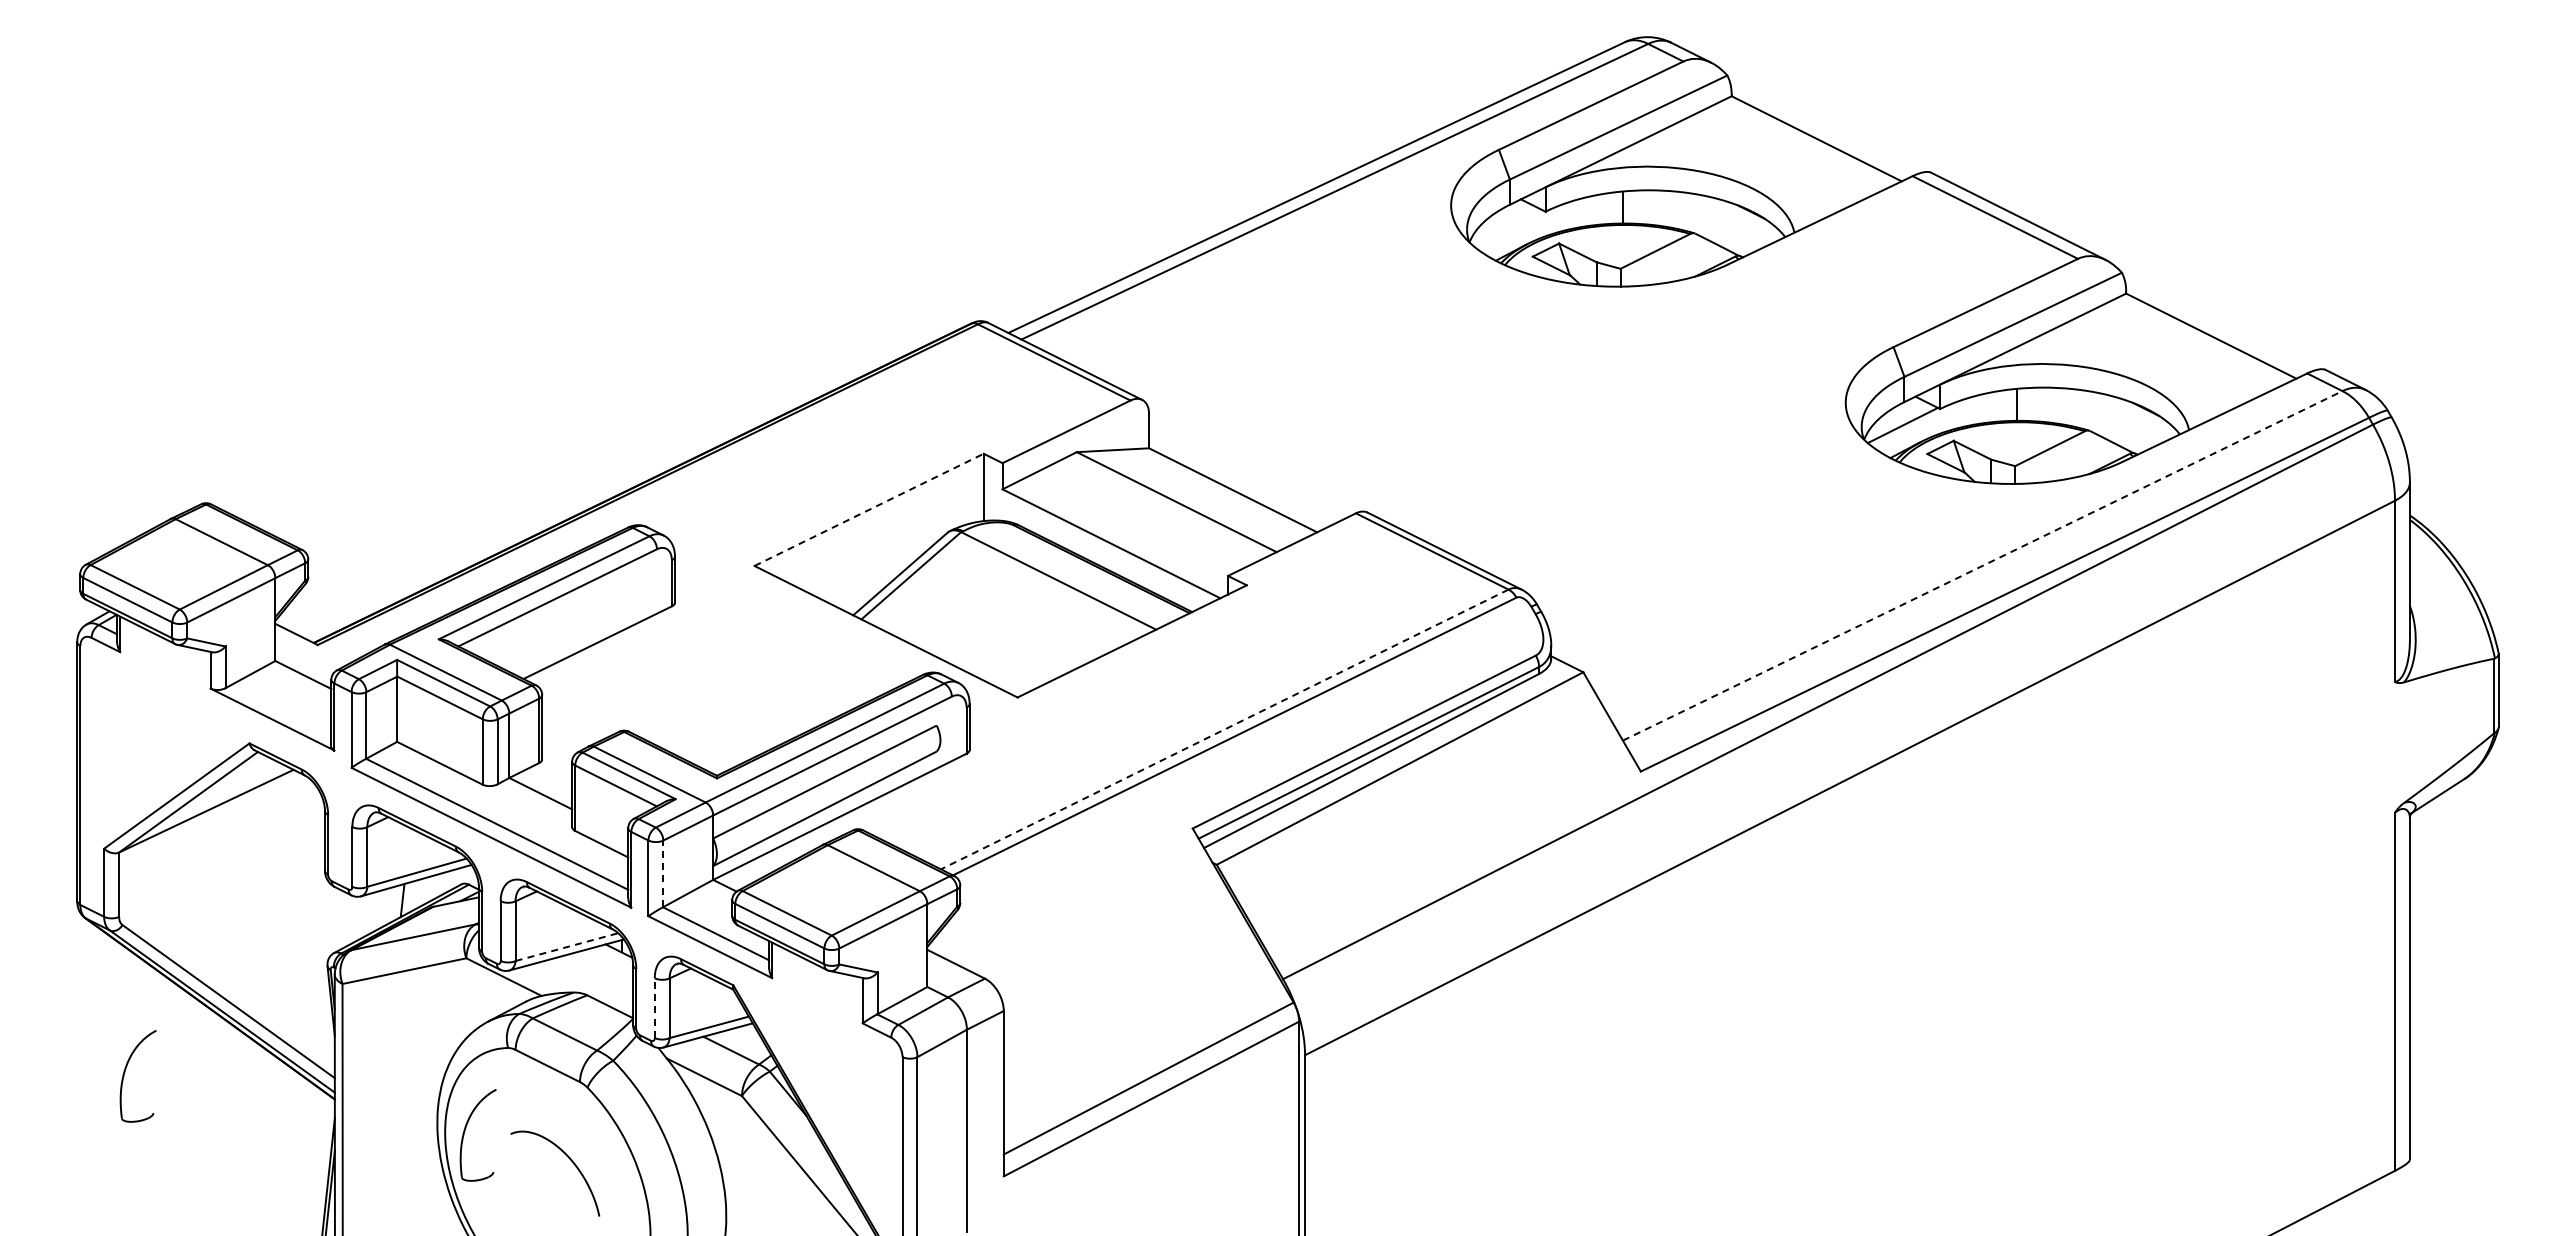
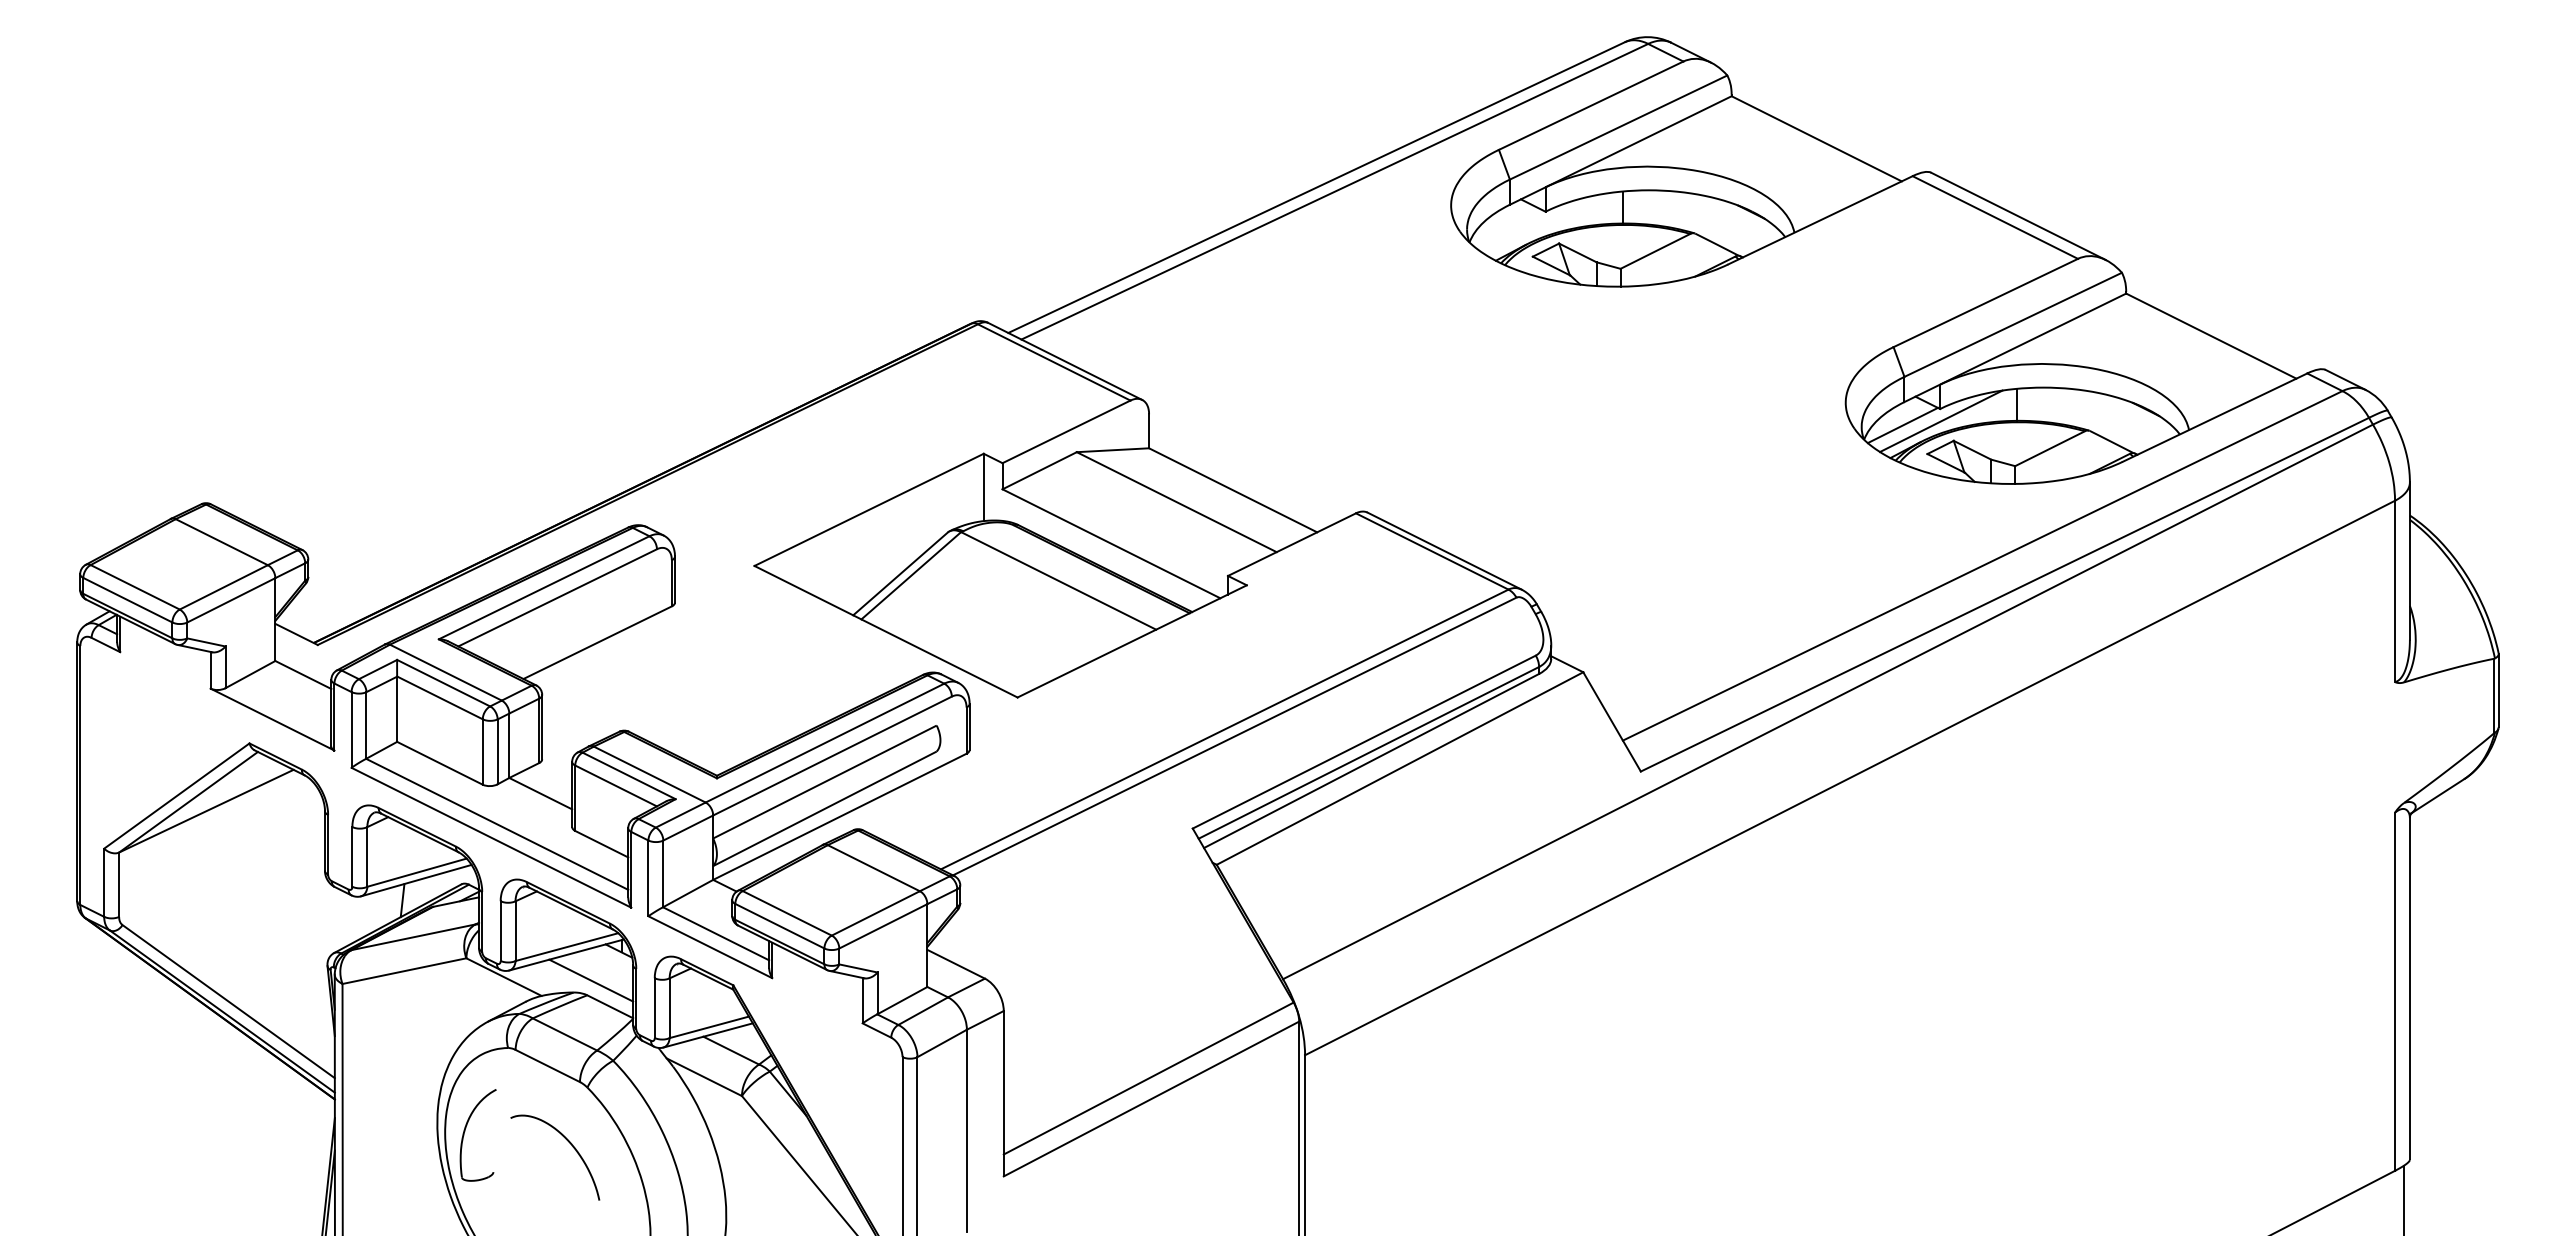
line: none -> present (1941, 421)
line: dashed -> solid (869, 509)
line: dashed -> solid (1982, 565)
line: dashed -> solid (1224, 729)
line: dashed -> solid (663, 873)
line: dashed -> solid (567, 946)
line: none -> present (591, 980)
line: dashed -> solid (654, 1008)
part: present -> none (125, 1072)
curve position: (572, 1163) -> (572, 1147) (572, 1147)
line: none -> present (2403, 1198)
